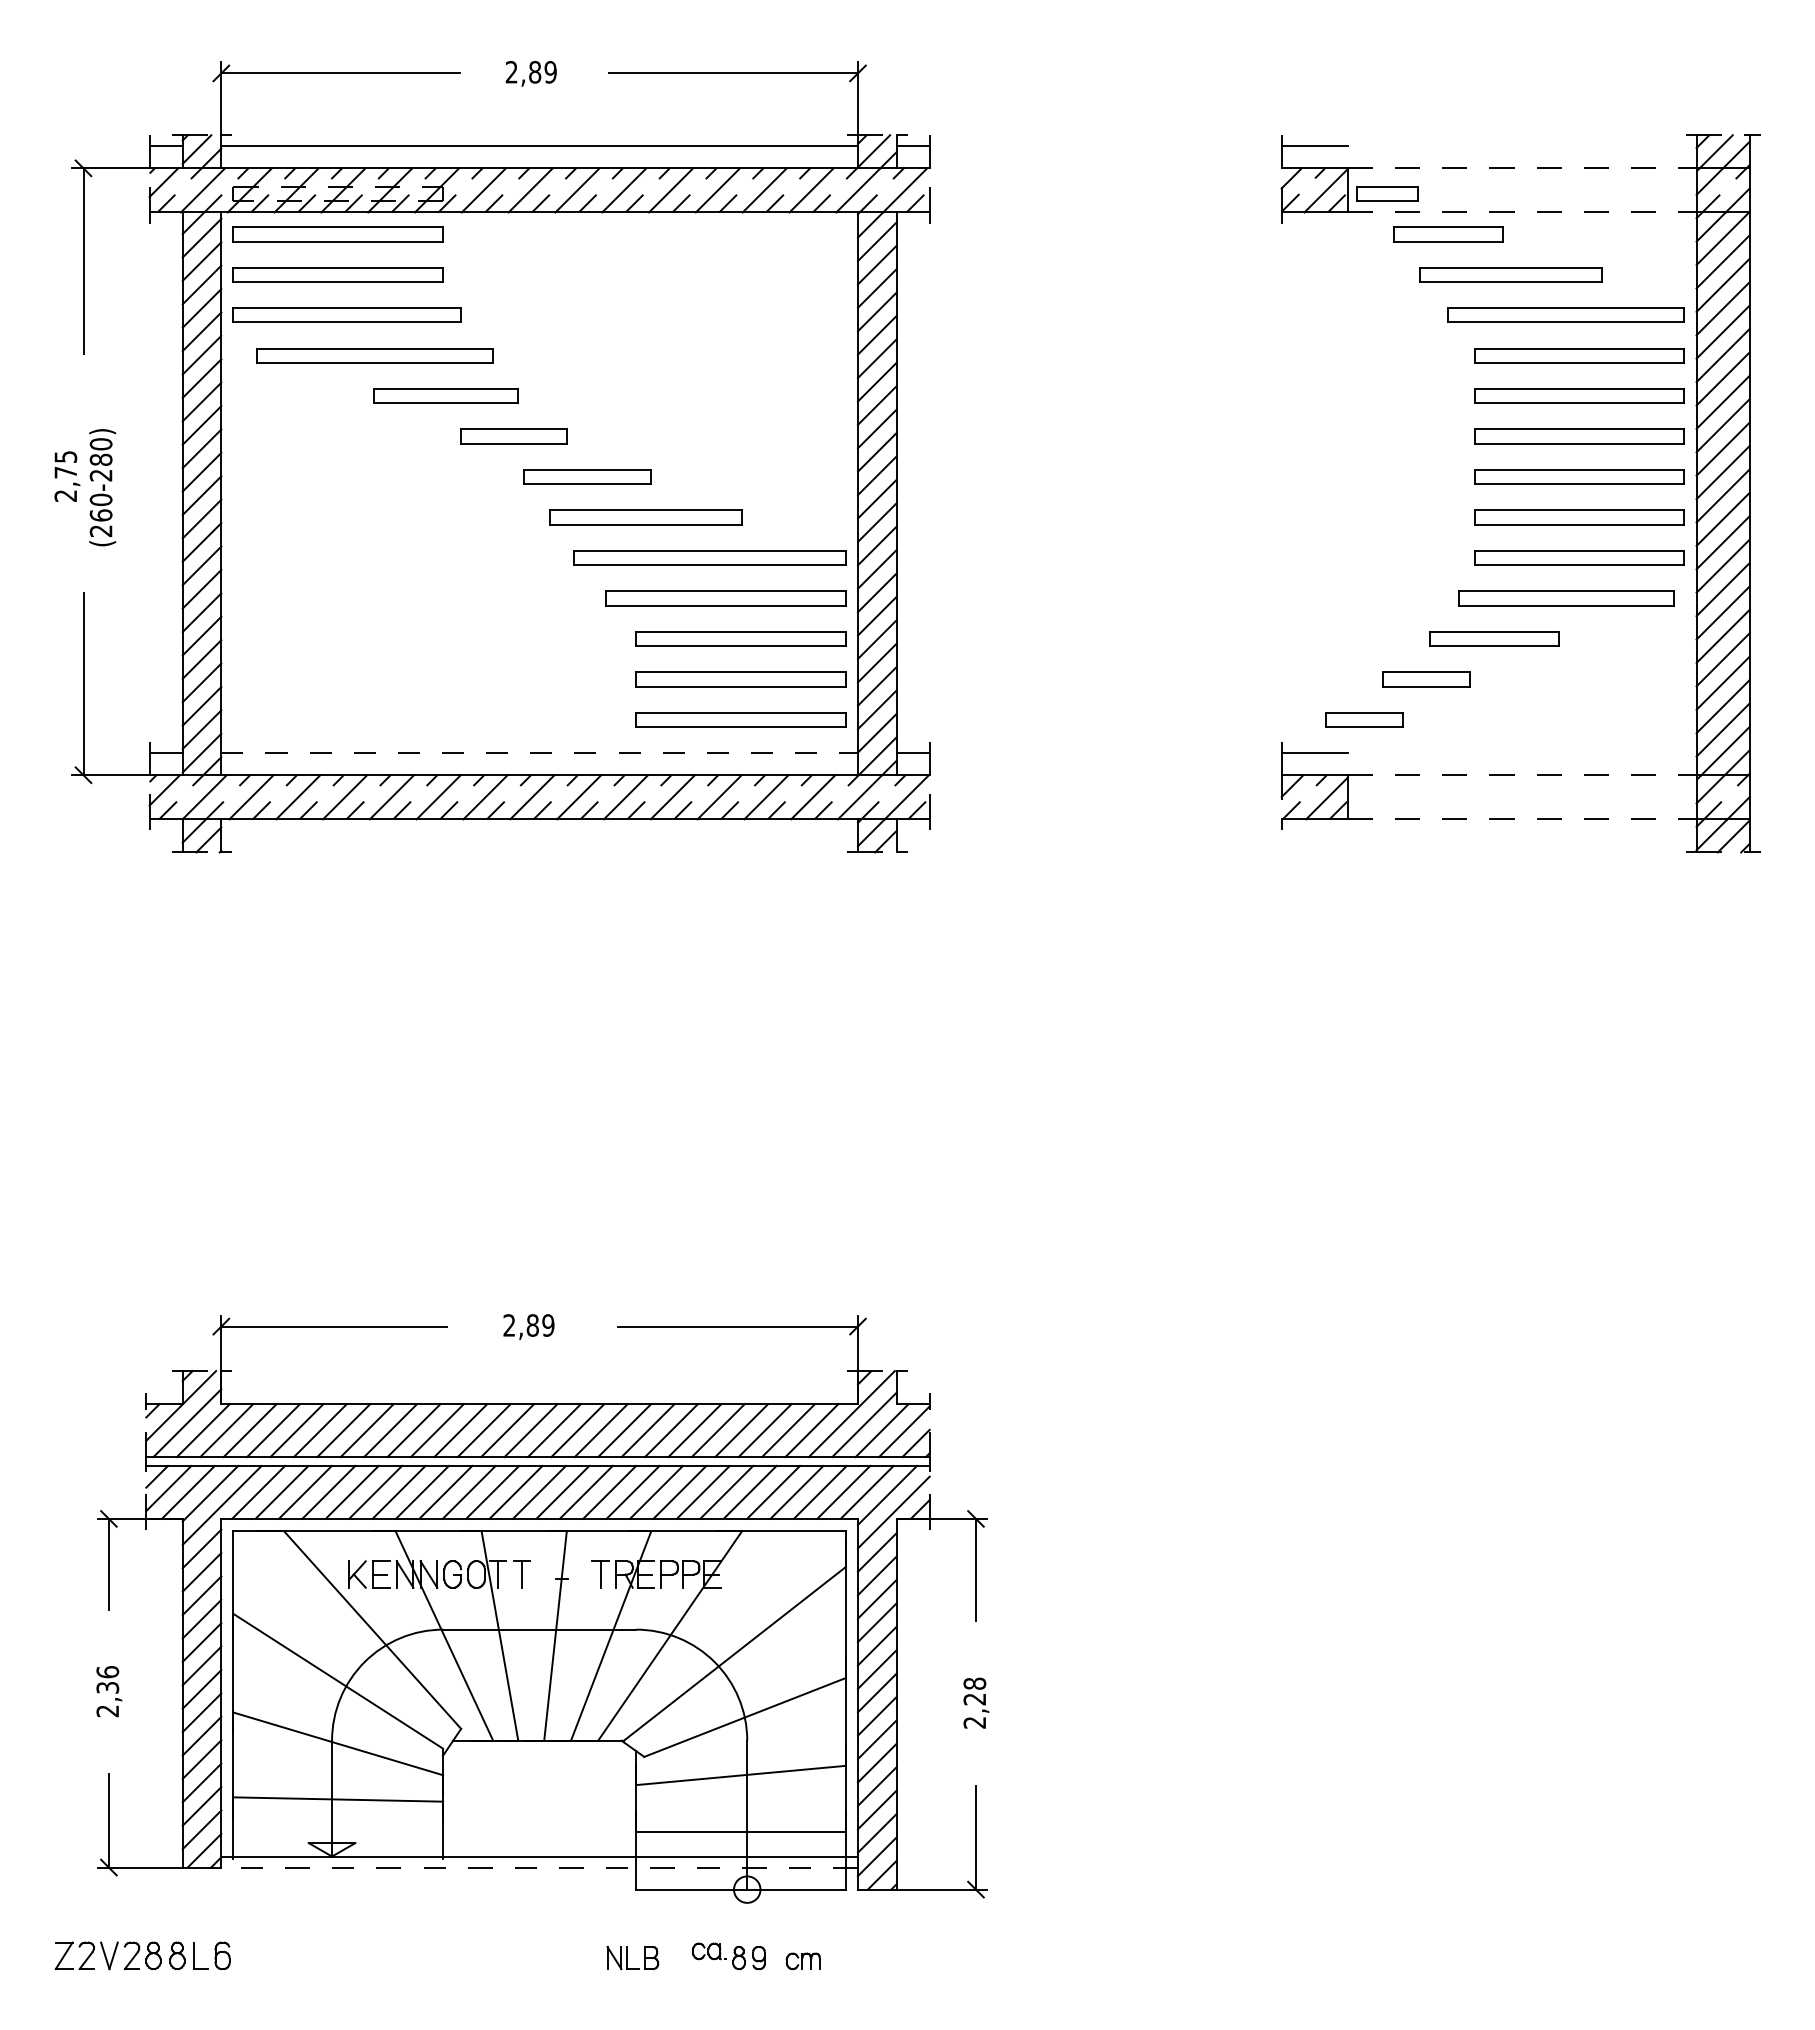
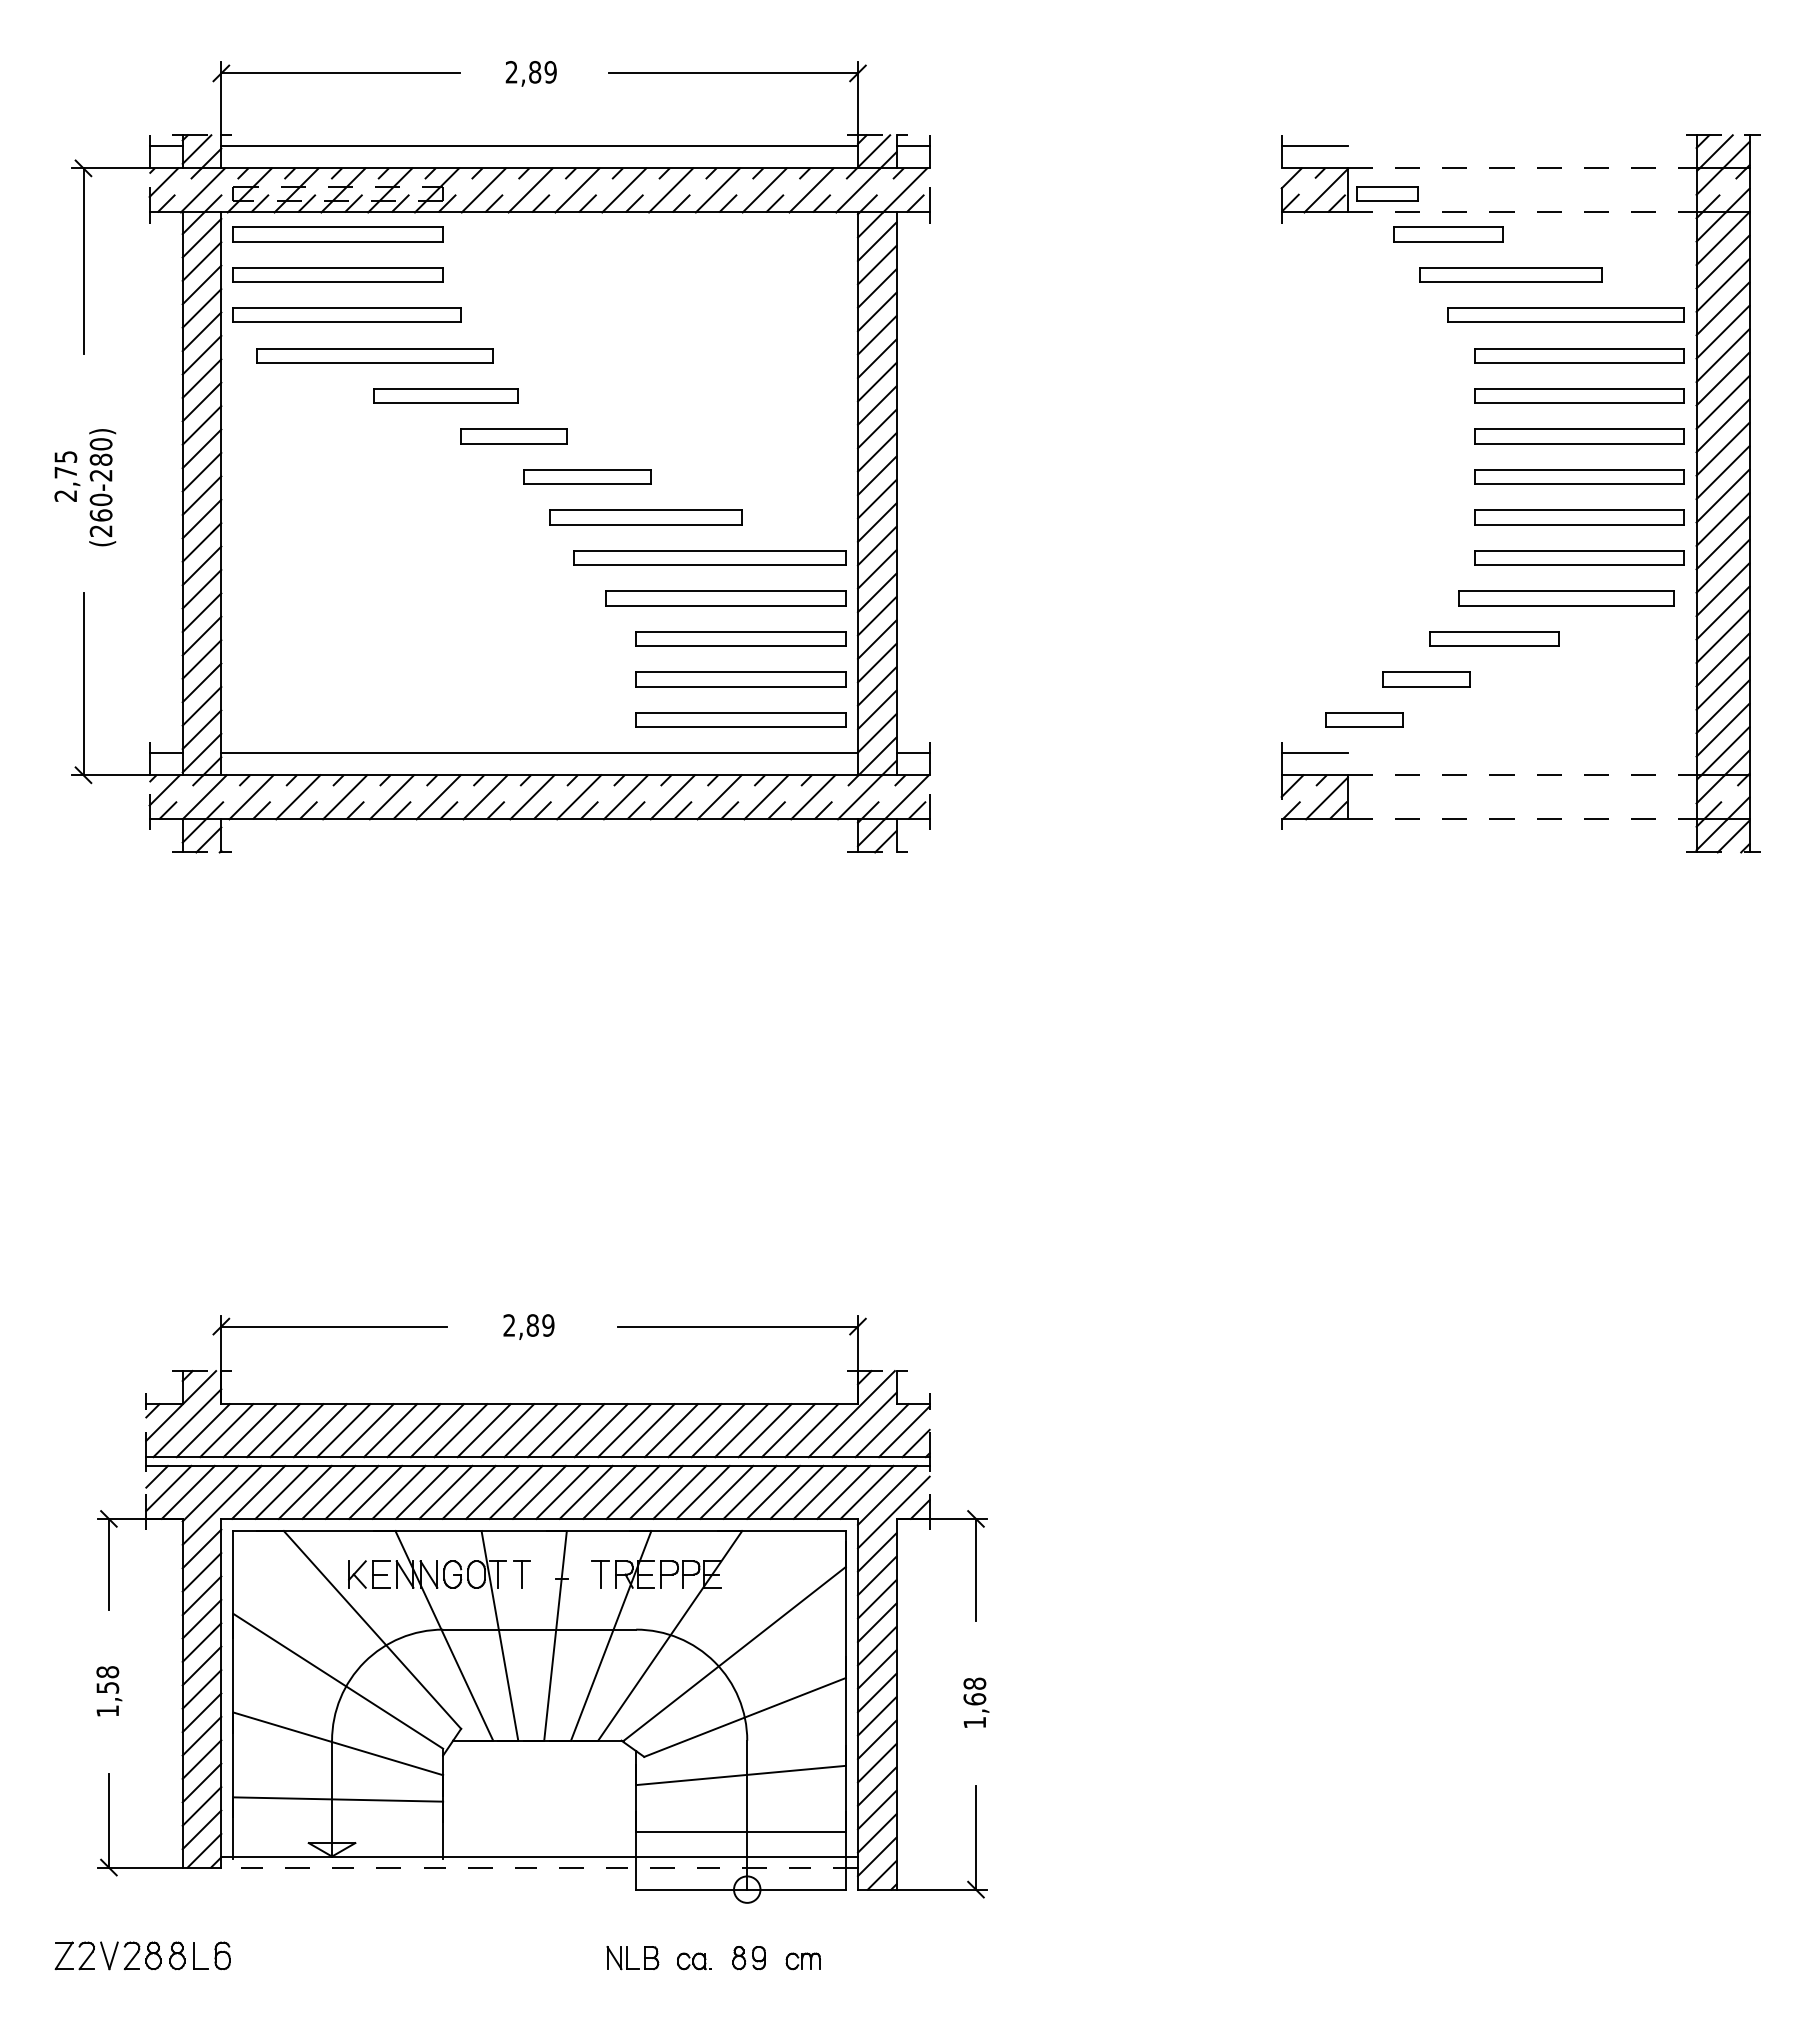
line: dashed -> solid (540, 753)
text: 2,36 -> 1,58 (107, 1691)
text: 2,28 -> 1,68 (974, 1710)
part position: (709, 1951) -> (694, 1961) (694, 1961)
